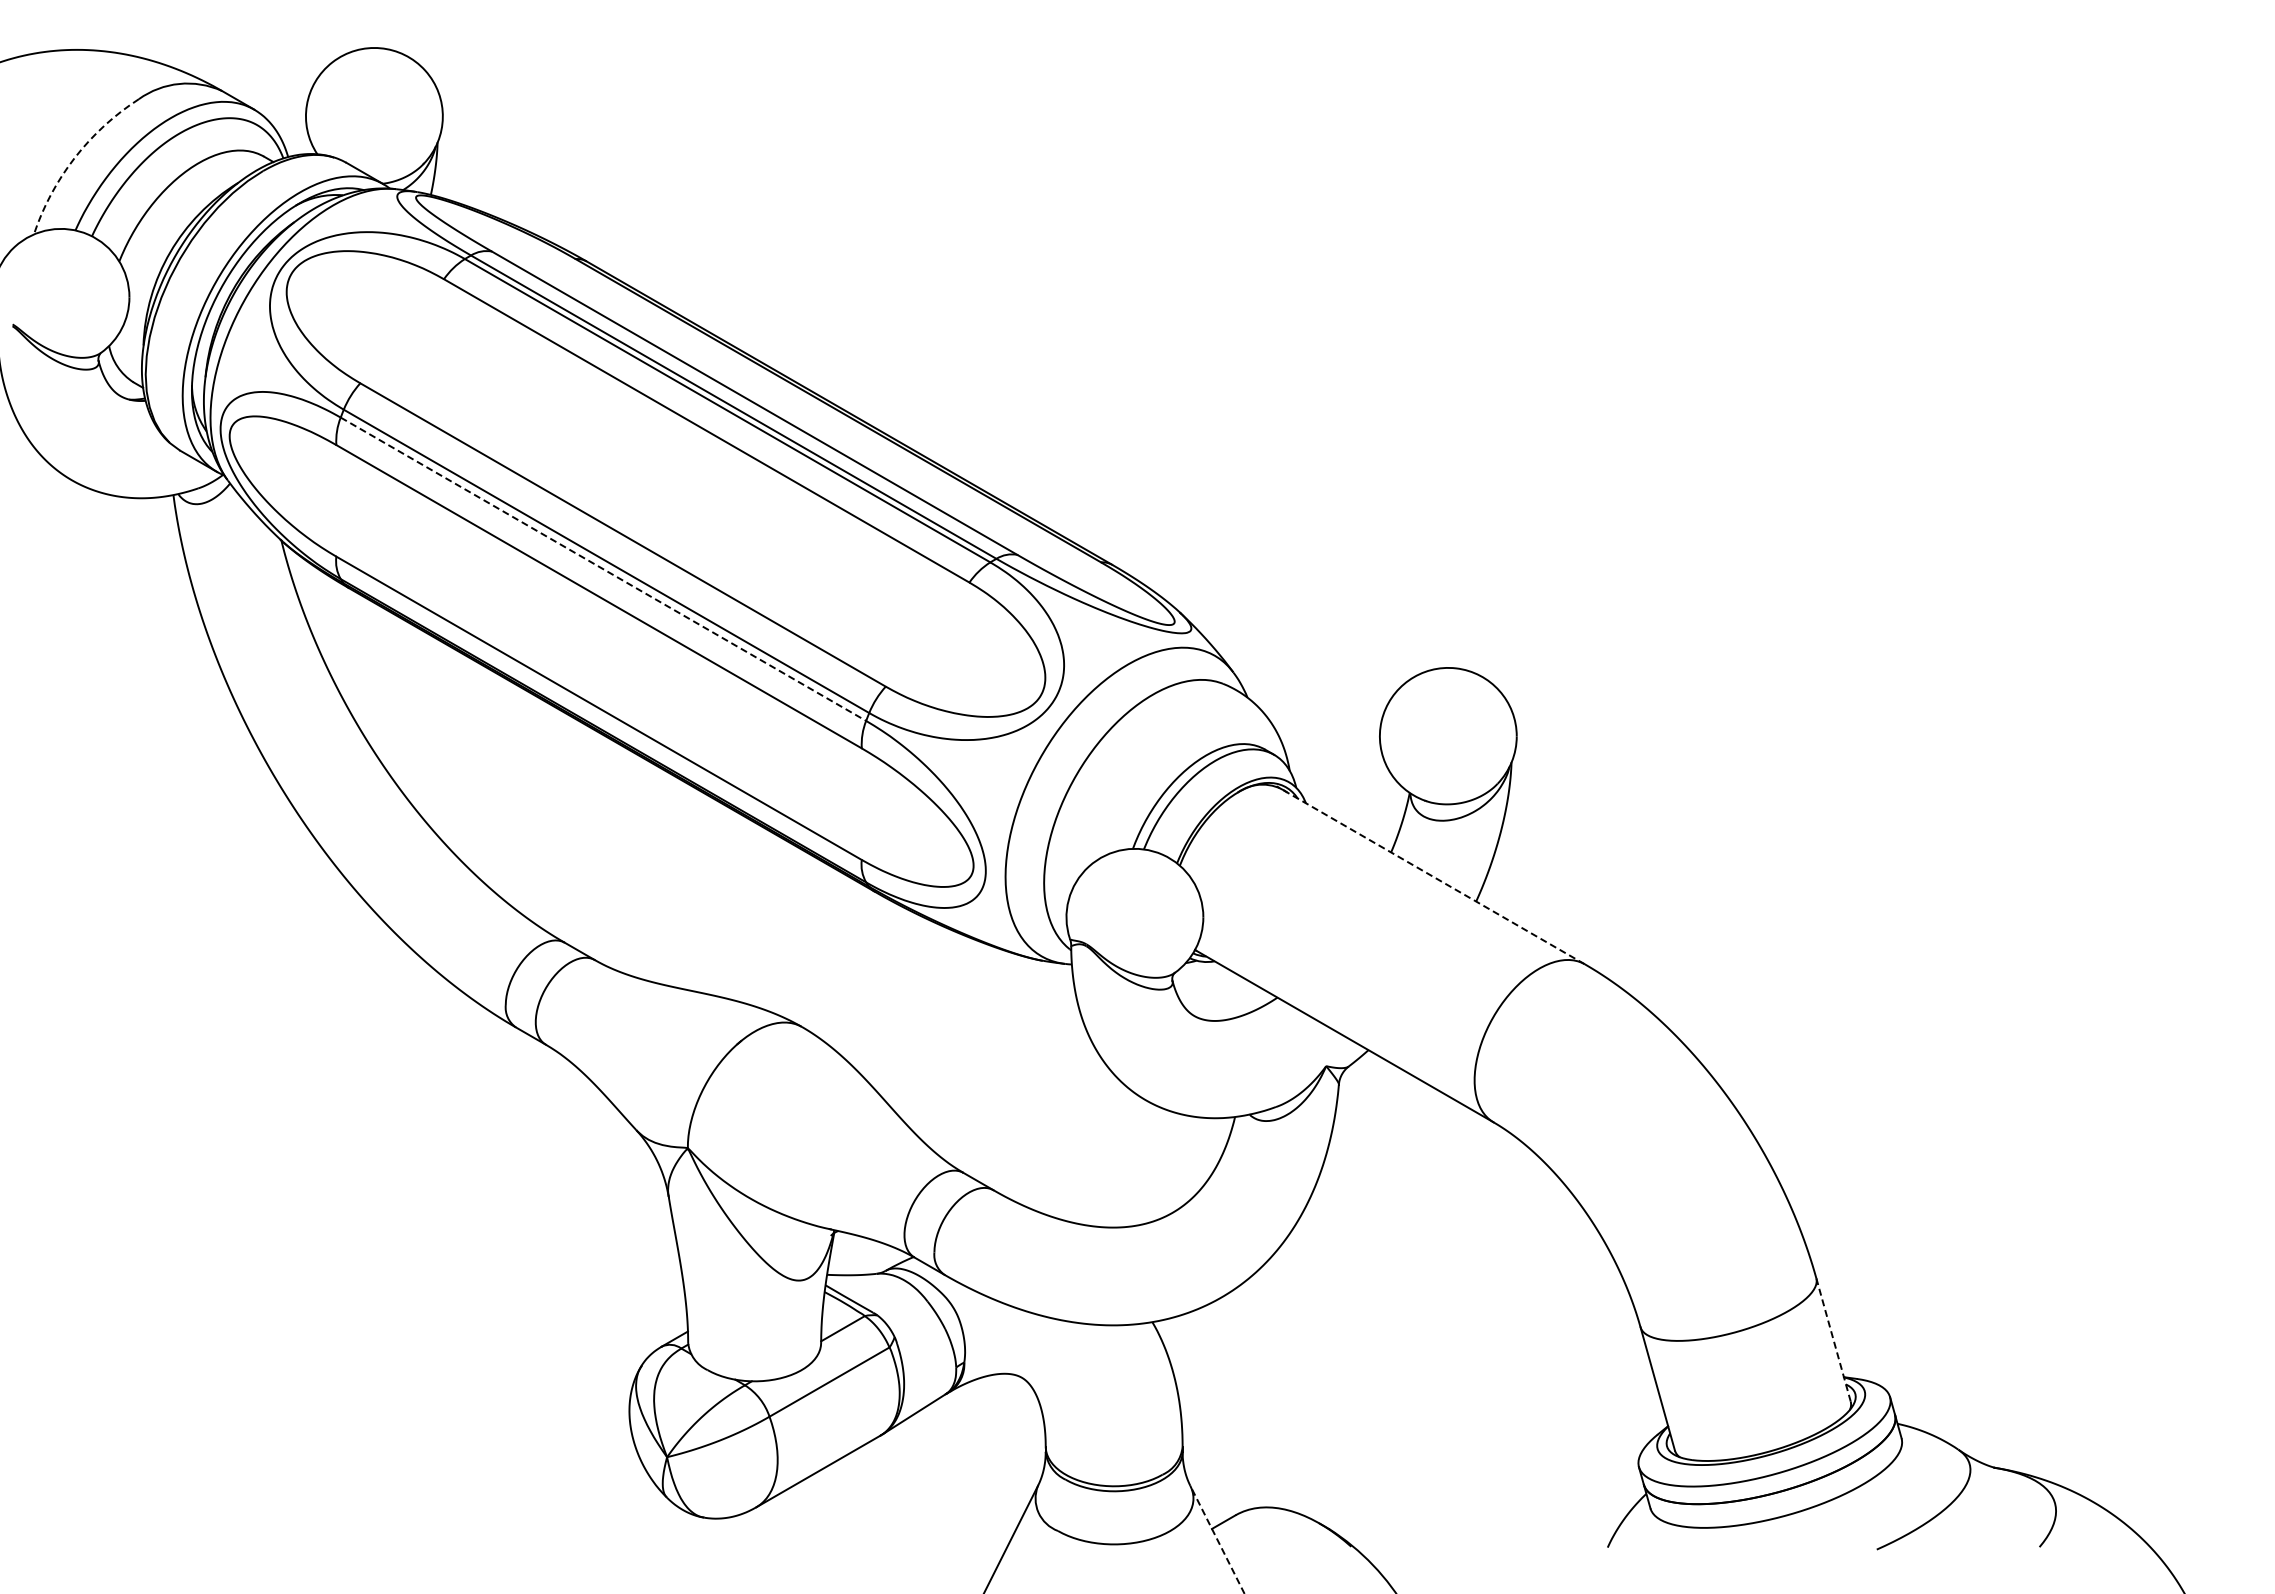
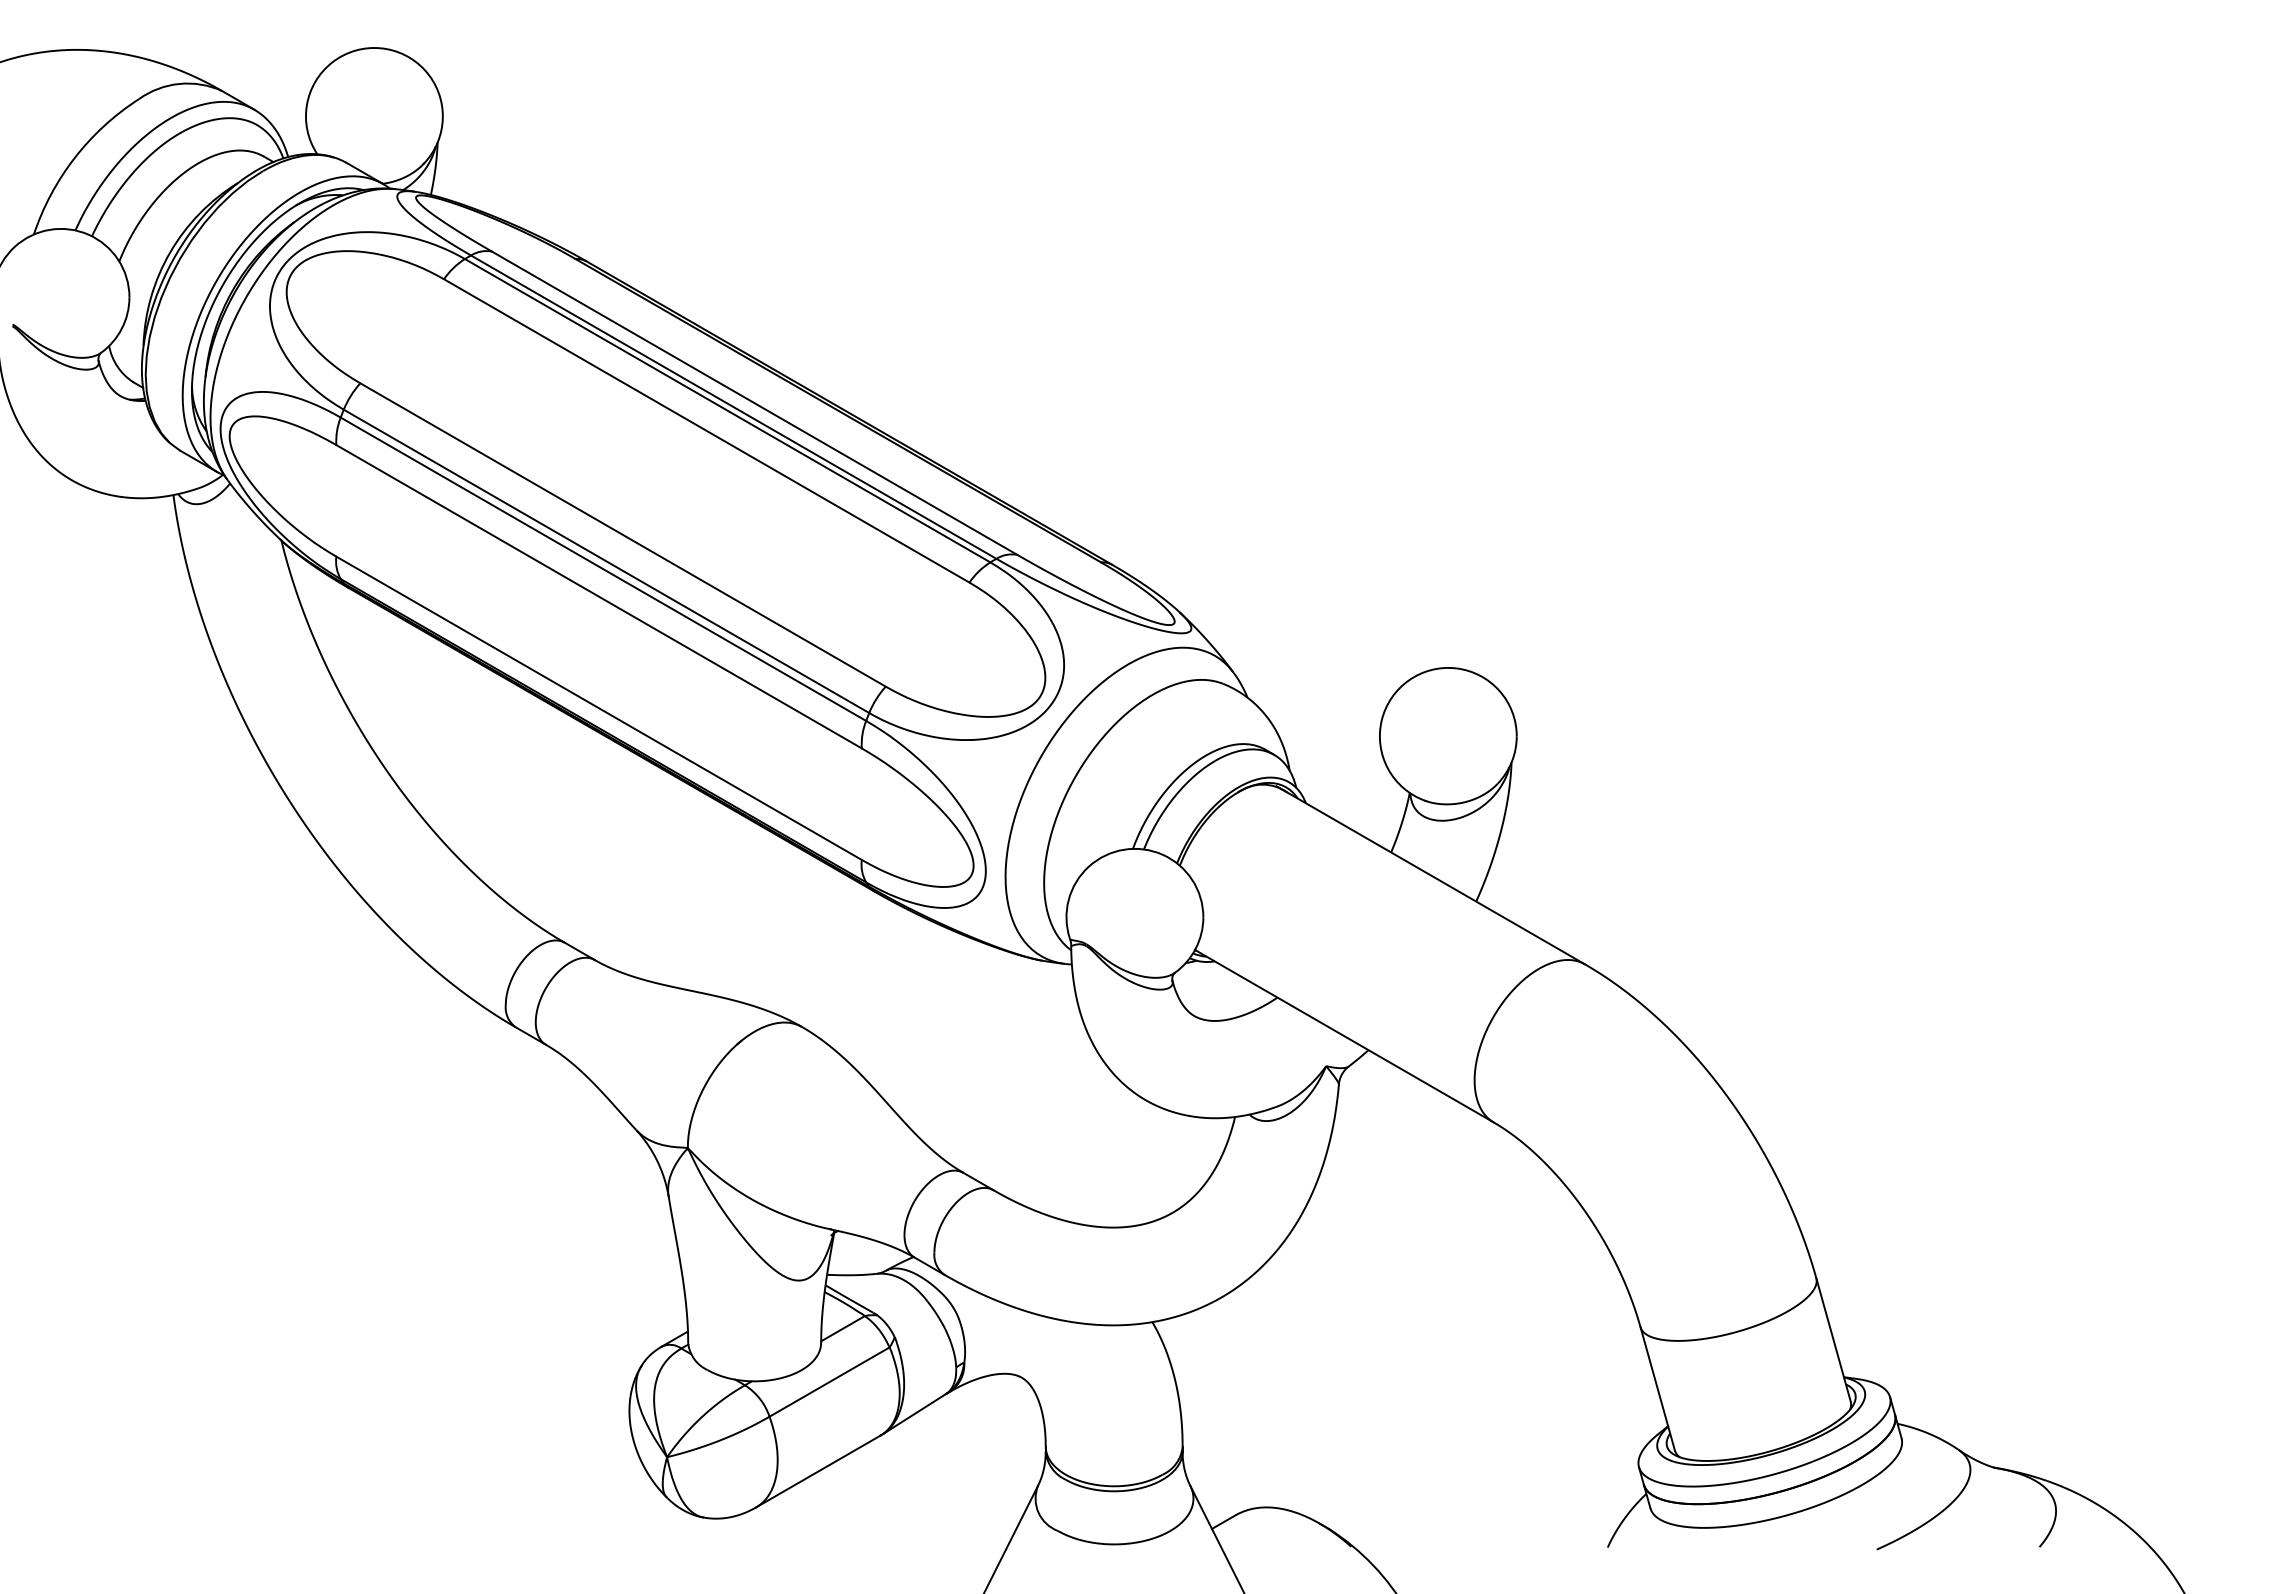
arc: dashed -> solid (74, 157)
line: dashed -> solid (603, 569)
line: dashed -> solid (1430, 875)
line: dashed -> solid (1833, 1339)
line: dashed -> solid (1217, 1539)
